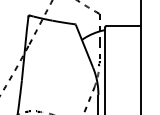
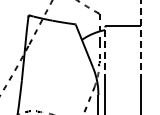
line: solid -> dashed (140, 39)
line: solid -> dashed (105, 54)
